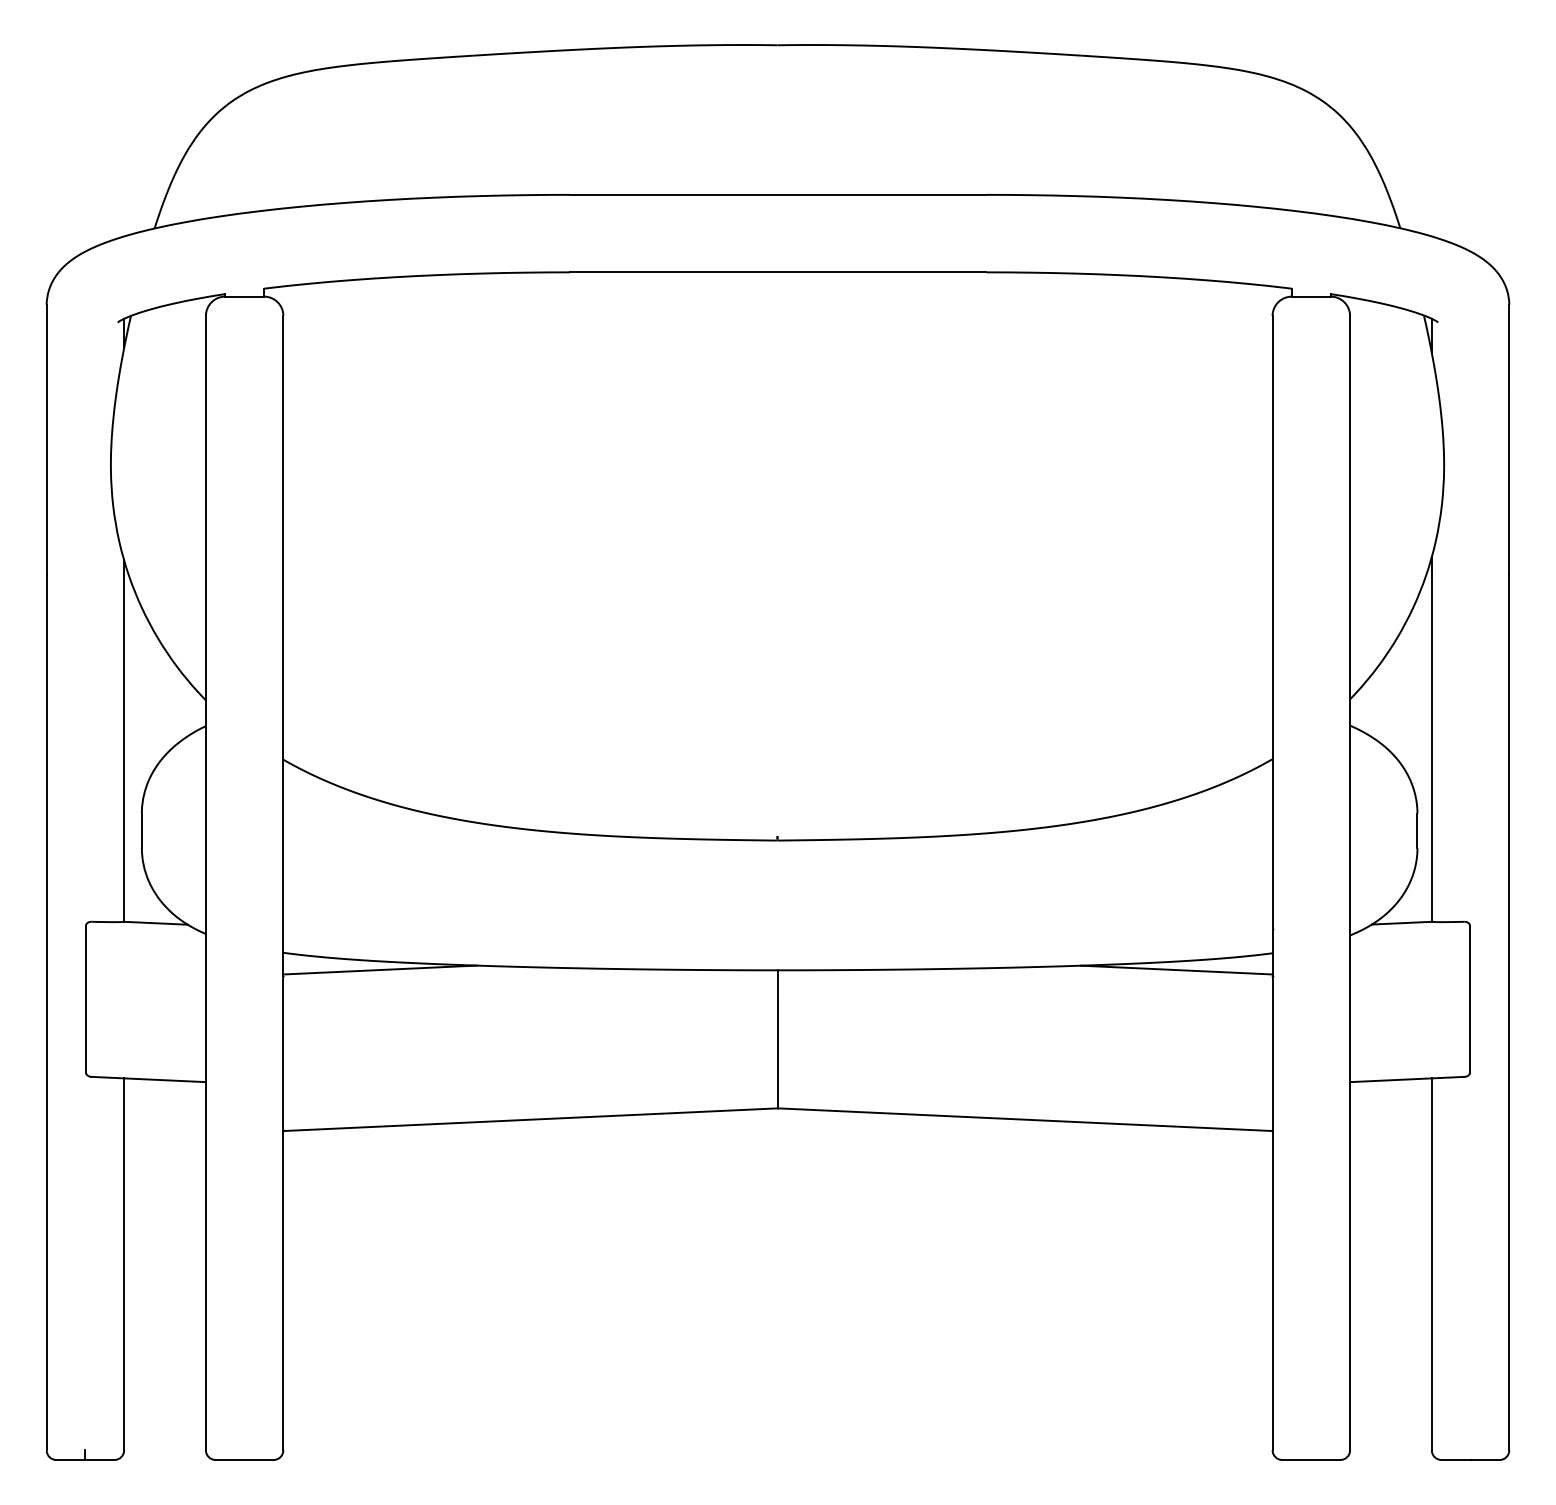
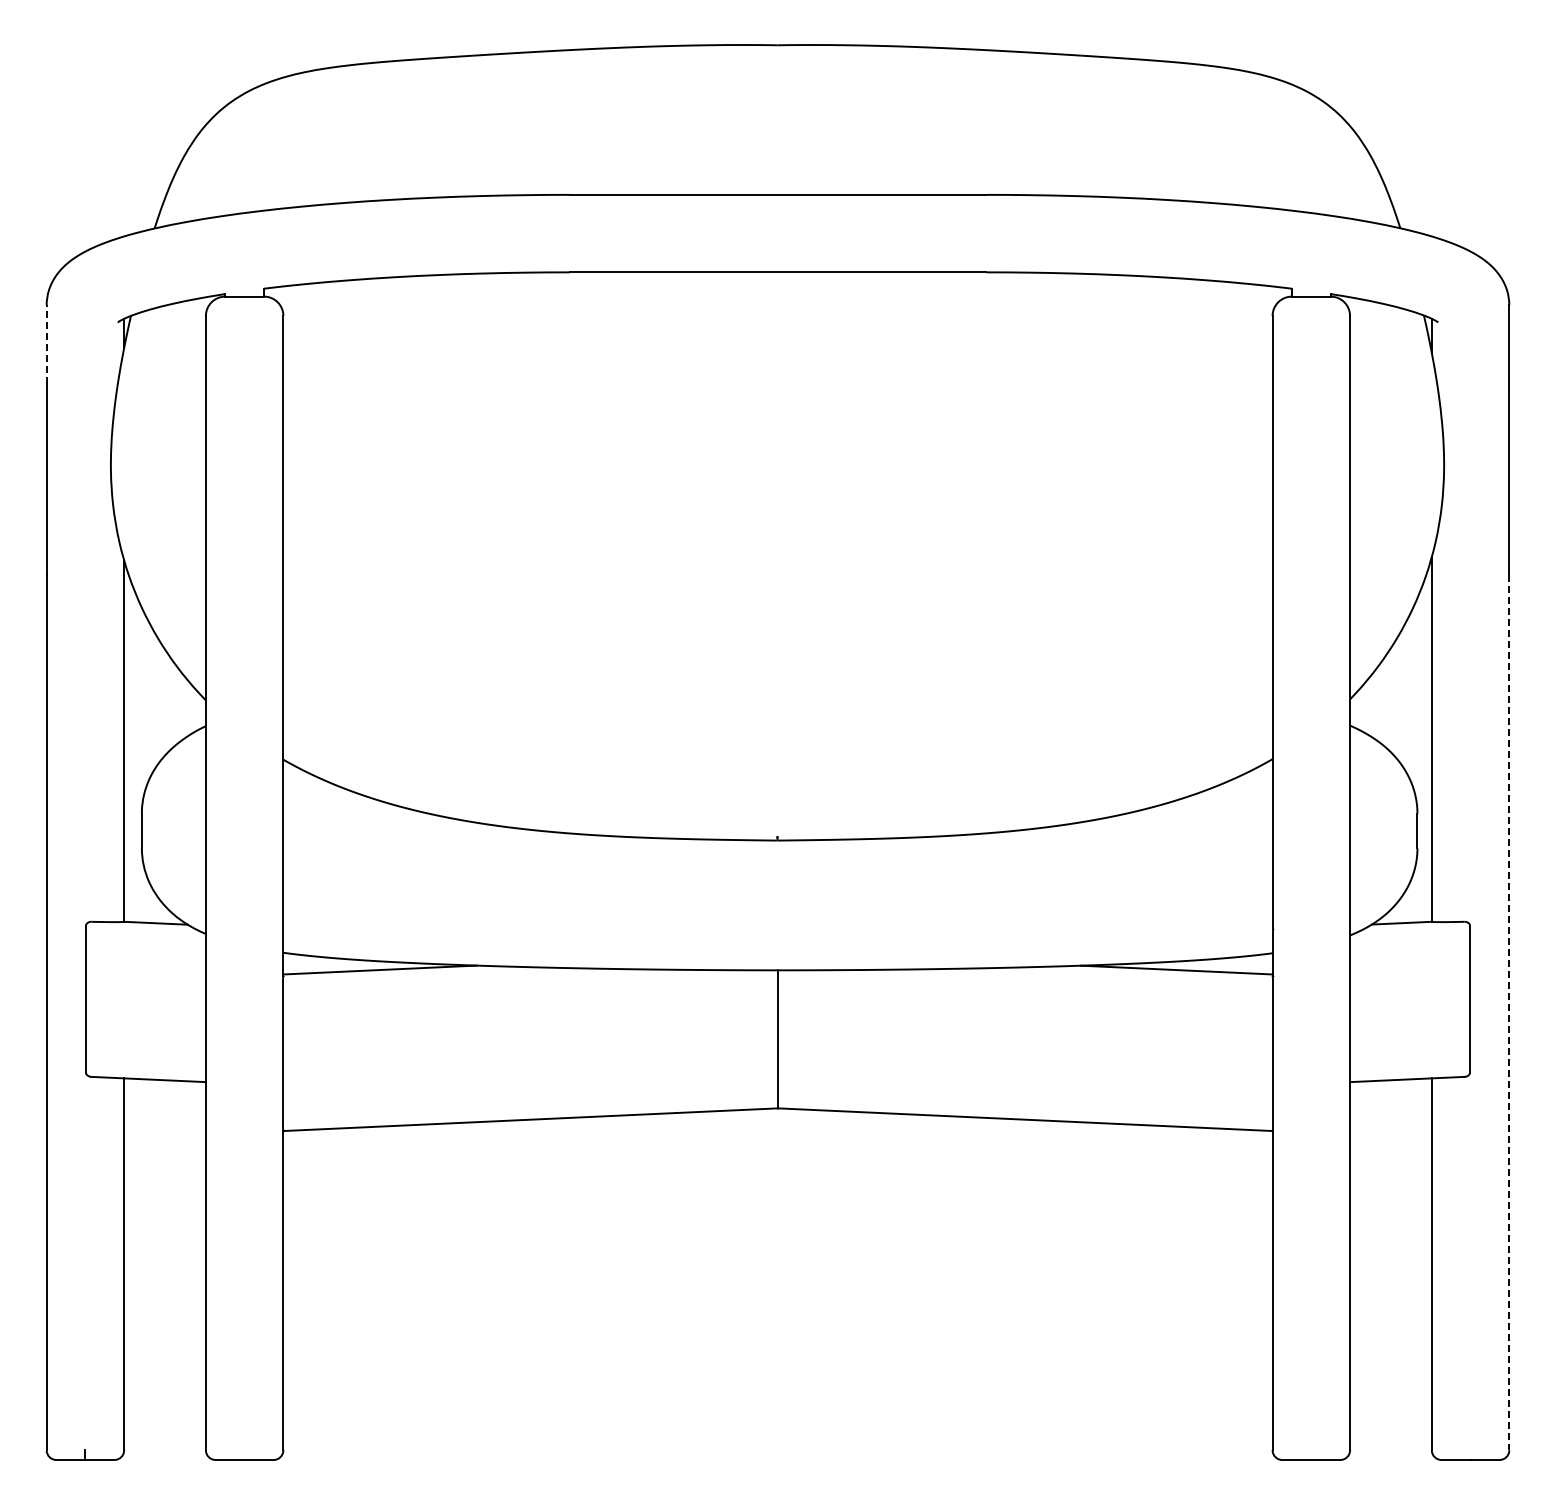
line: solid -> dashed (46, 343)
line: solid -> dashed (1509, 1013)
